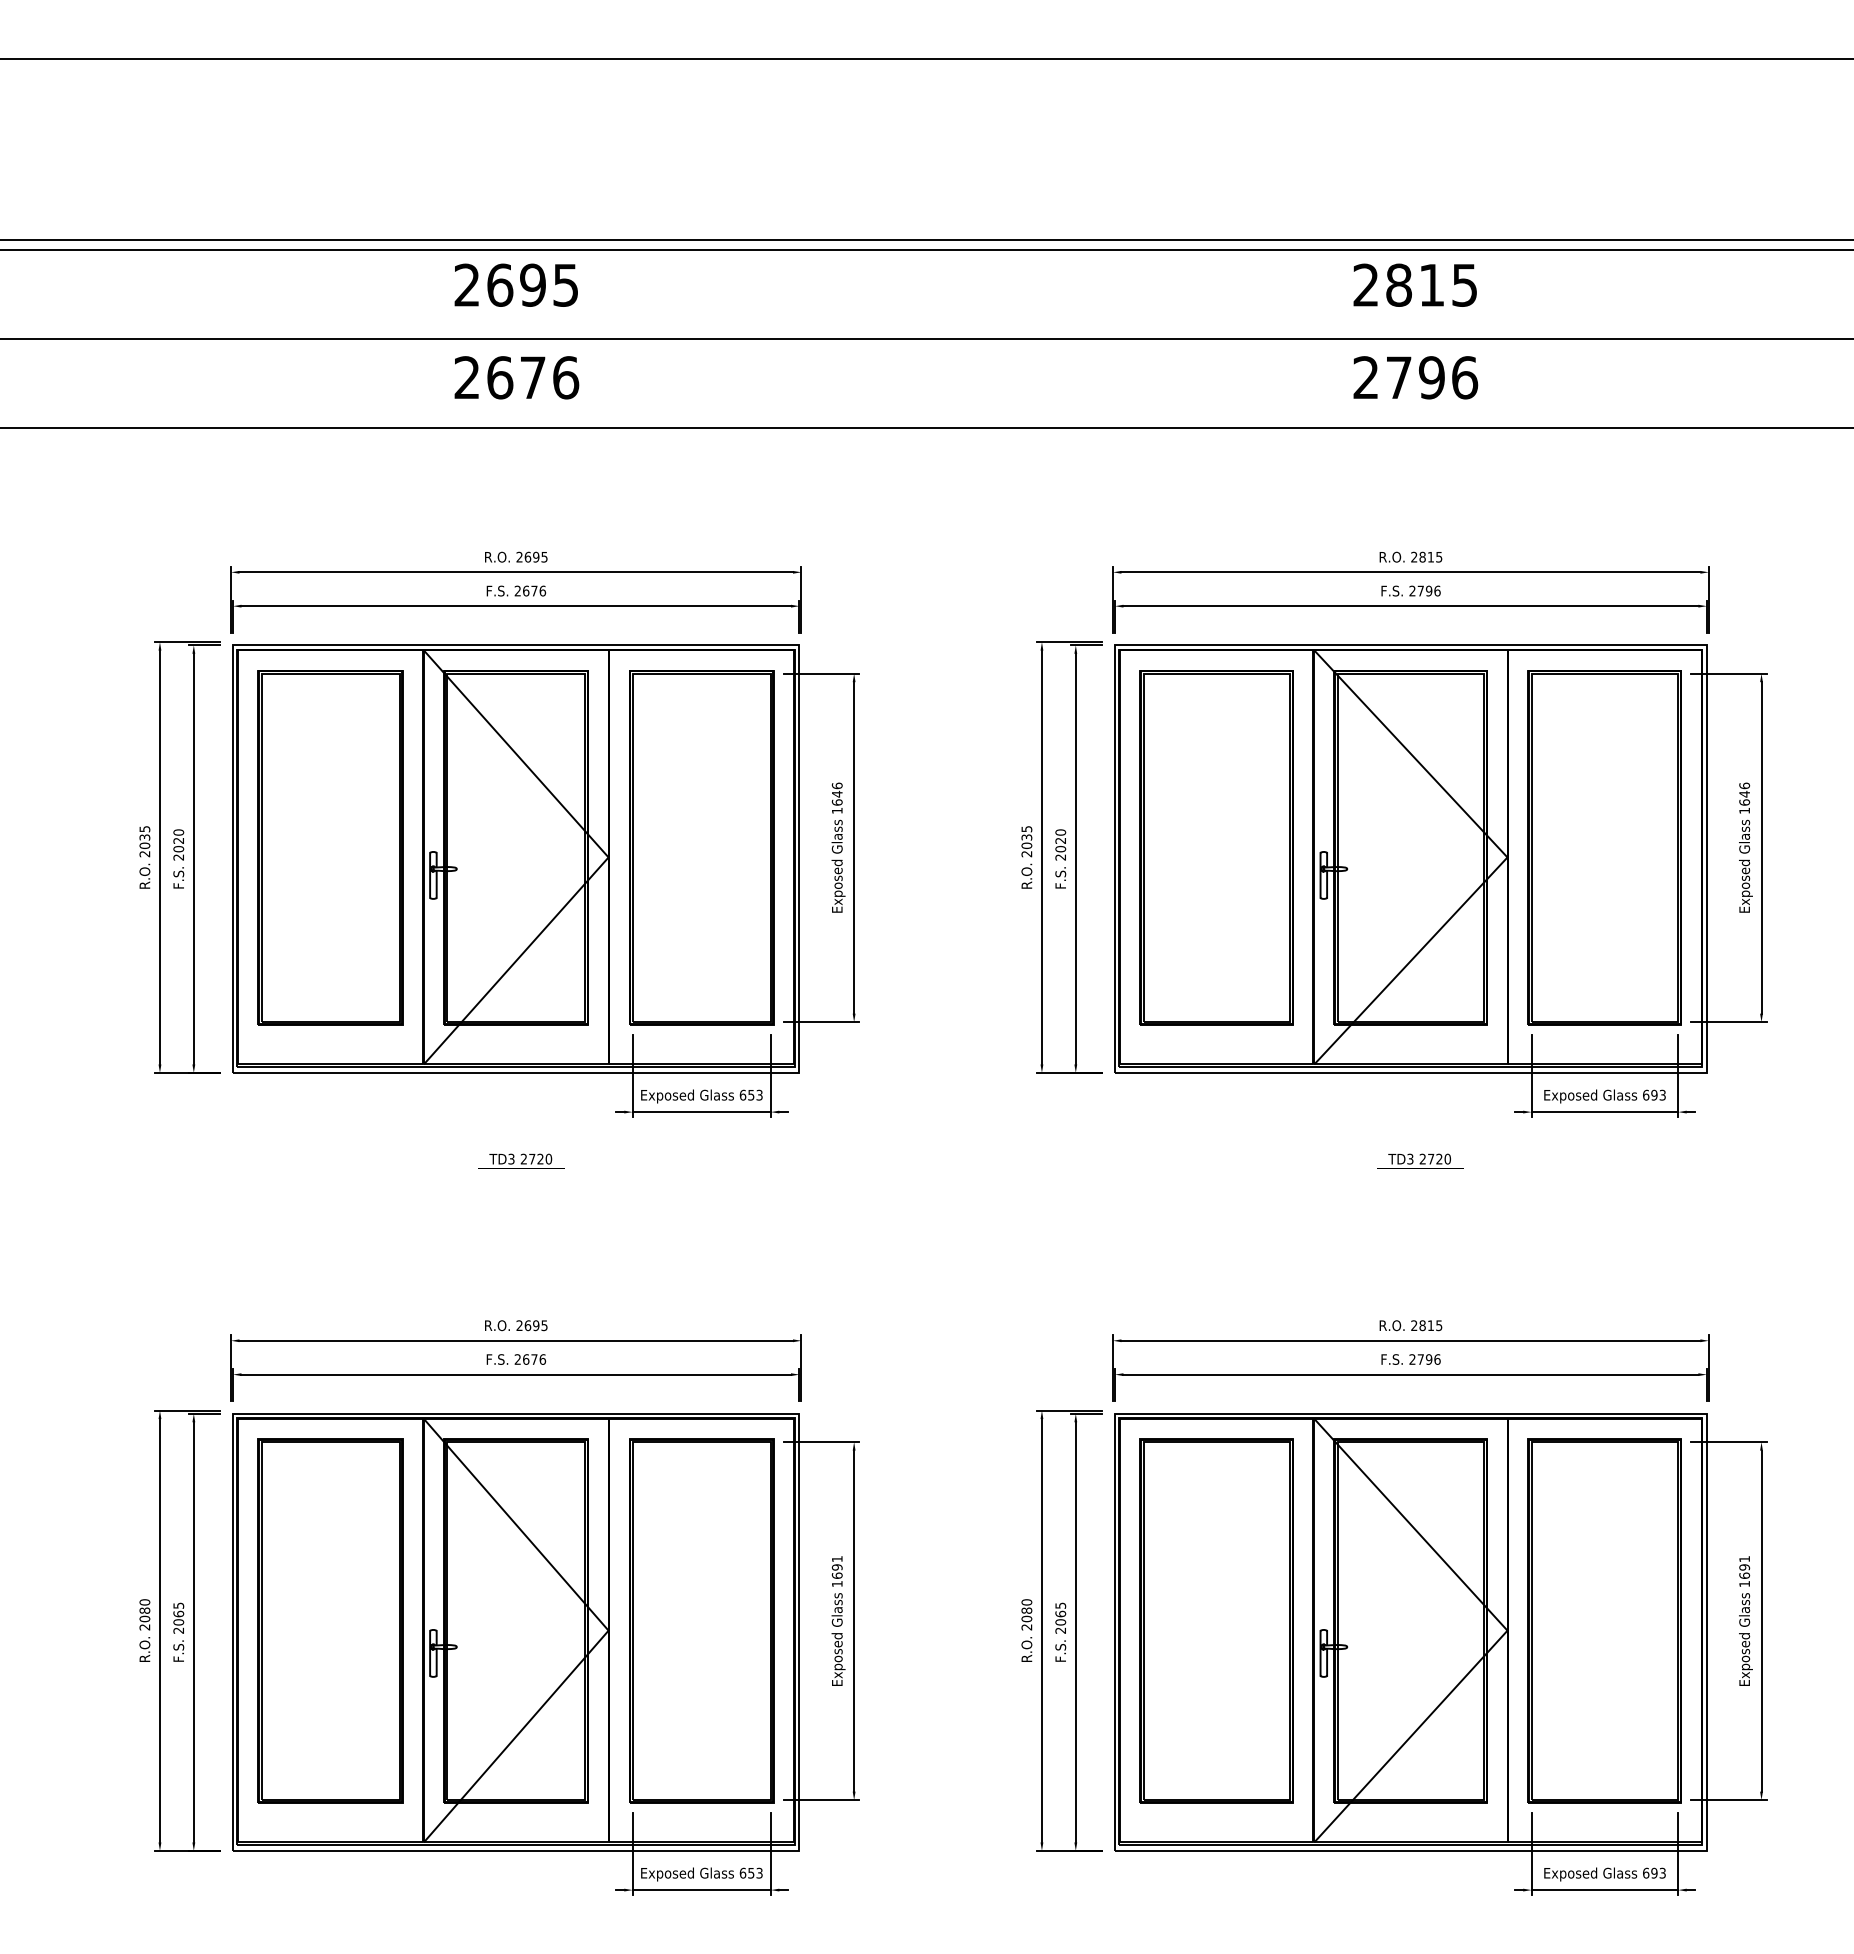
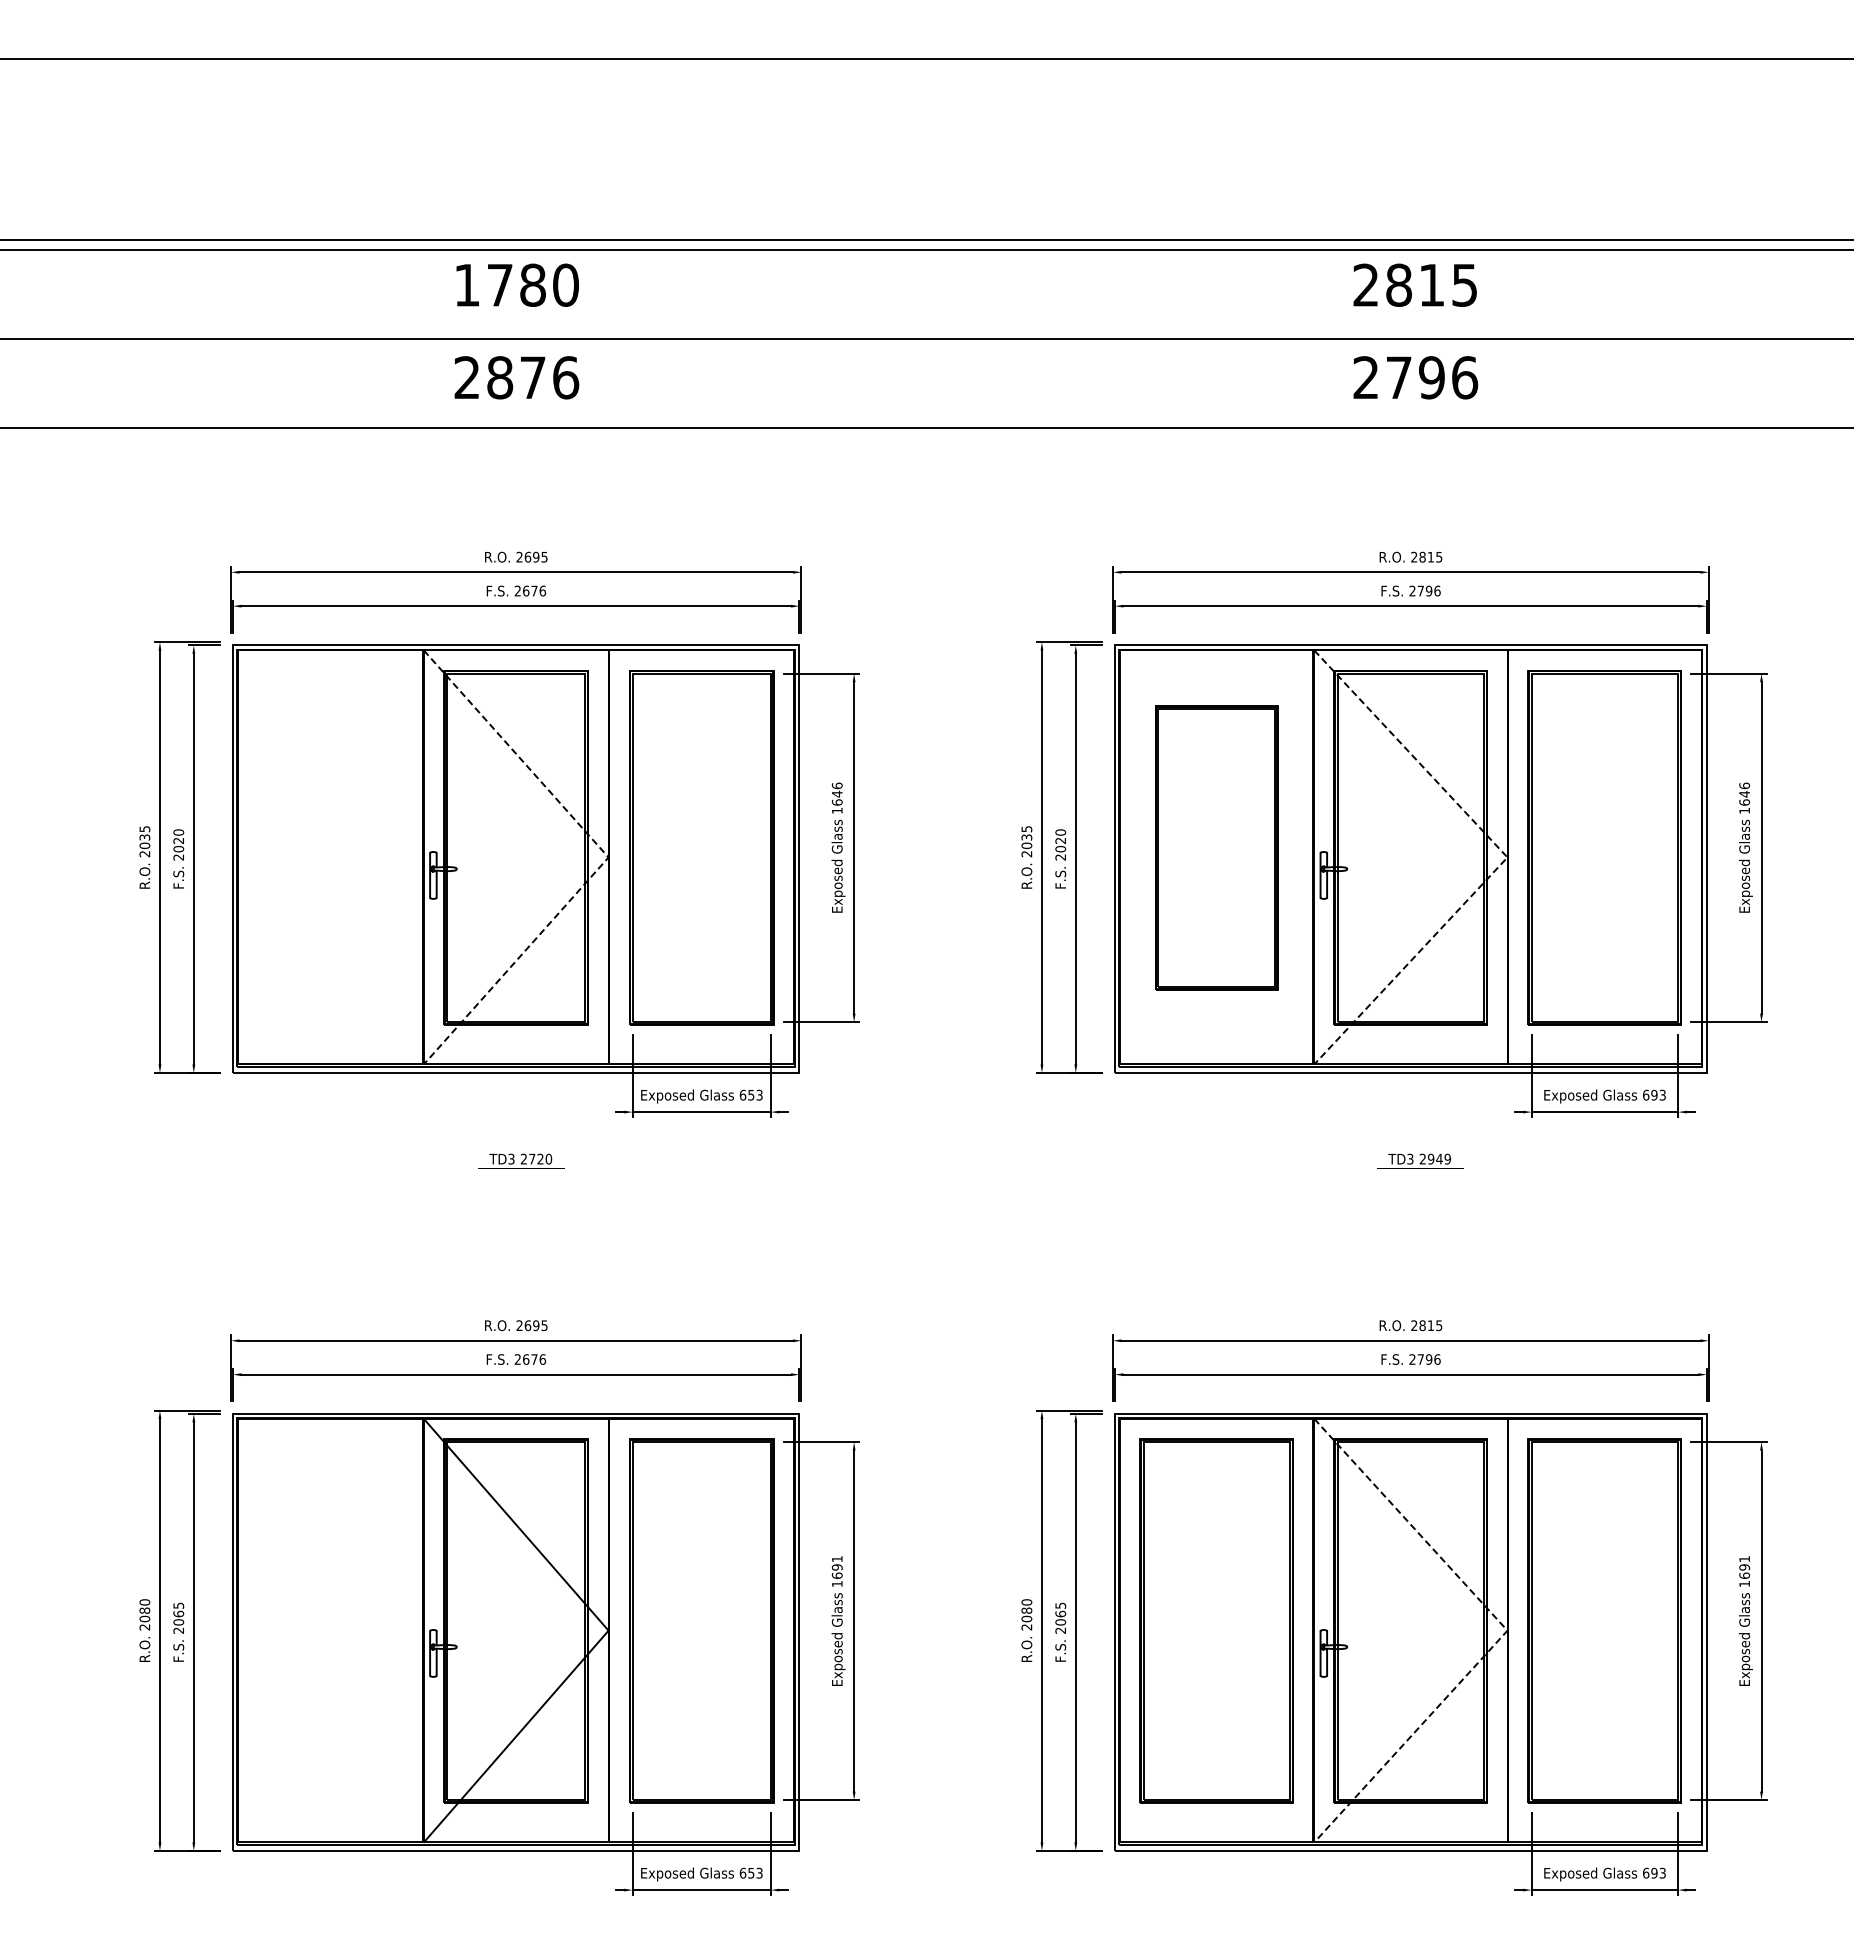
text: 2695 -> 1780 (516, 284)
text: 2676 -> 2876 (500, 377)
part: present -> none (330, 847)
part size: 155x356 px -> 124x286 px (1216, 847)
line: solid -> dashed (608, 857)
line: solid -> dashed (1507, 857)
text: 2720 -> 2949 (1438, 1158)
part: present -> none (330, 1620)
line: solid -> dashed (1507, 1630)
